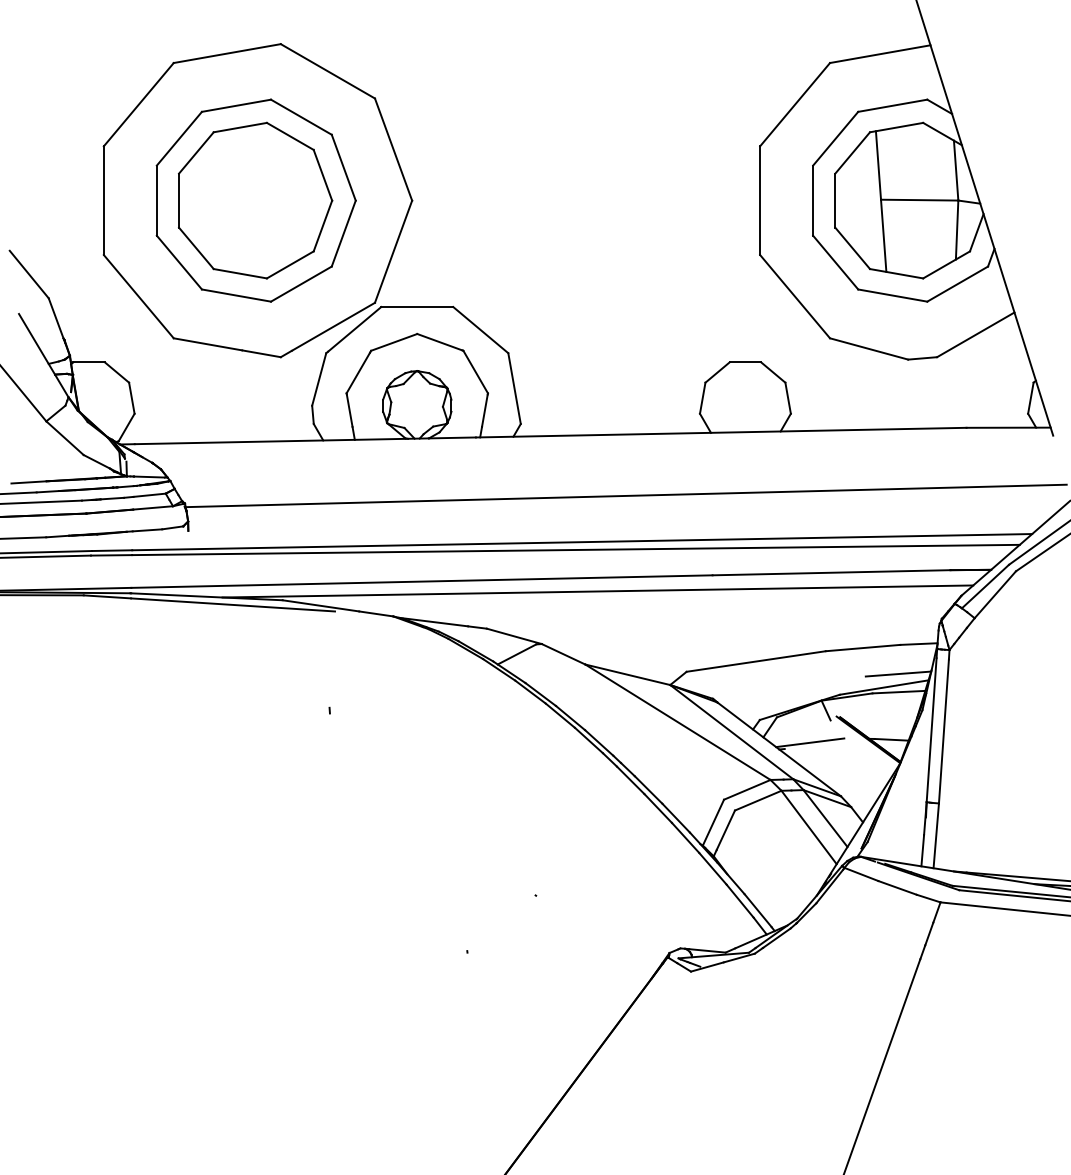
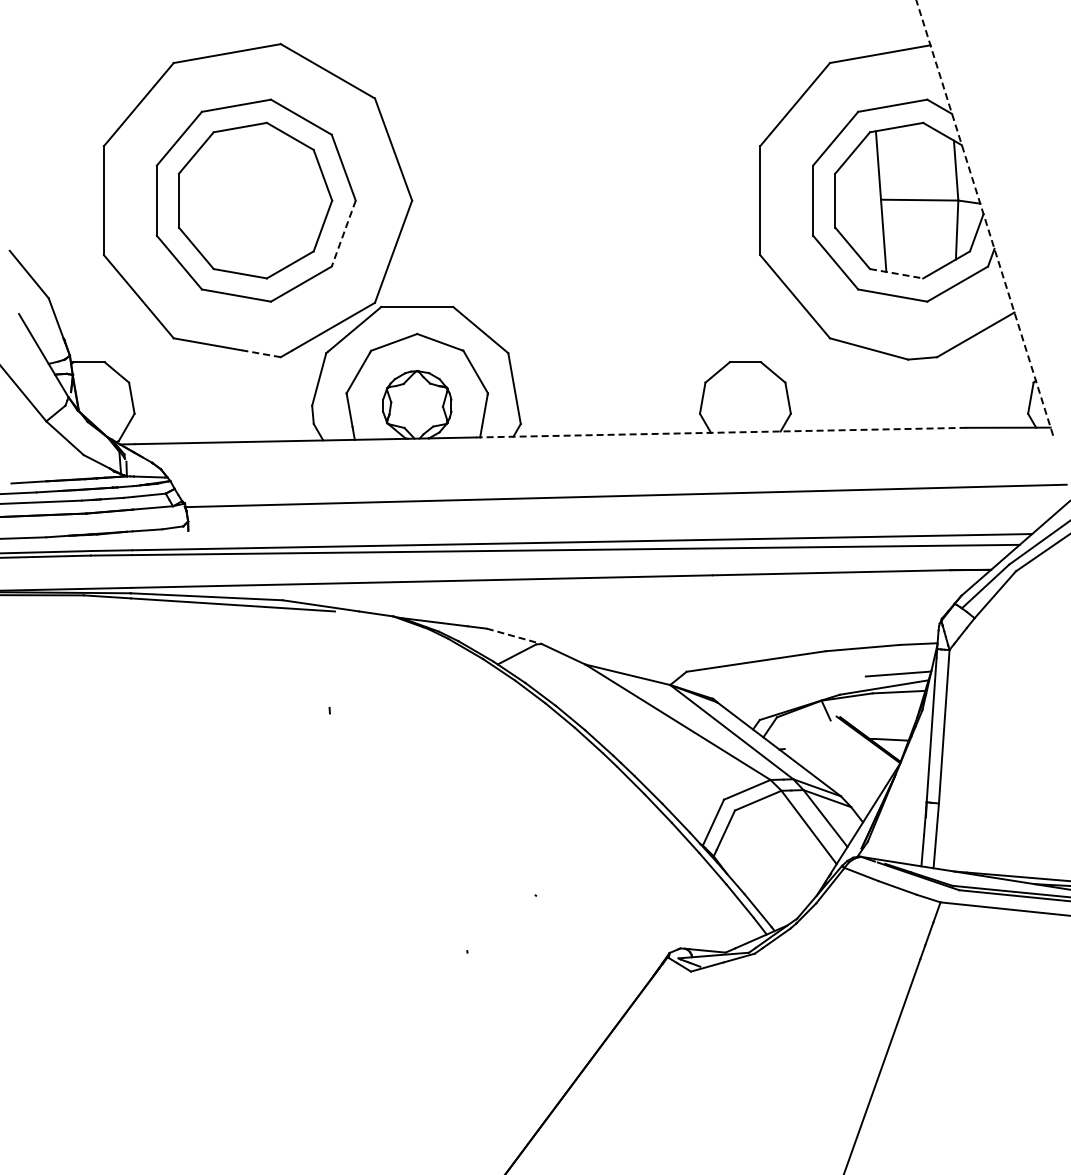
line: solid -> dashed (984, 217)
line: solid -> dashed (343, 234)
line: solid -> dashed (897, 273)
line: solid -> dashed (261, 353)
line: solid -> dashed (720, 432)
line: present -> none (597, 591)
line: solid -> dashed (514, 636)
line: present -> none (810, 742)
